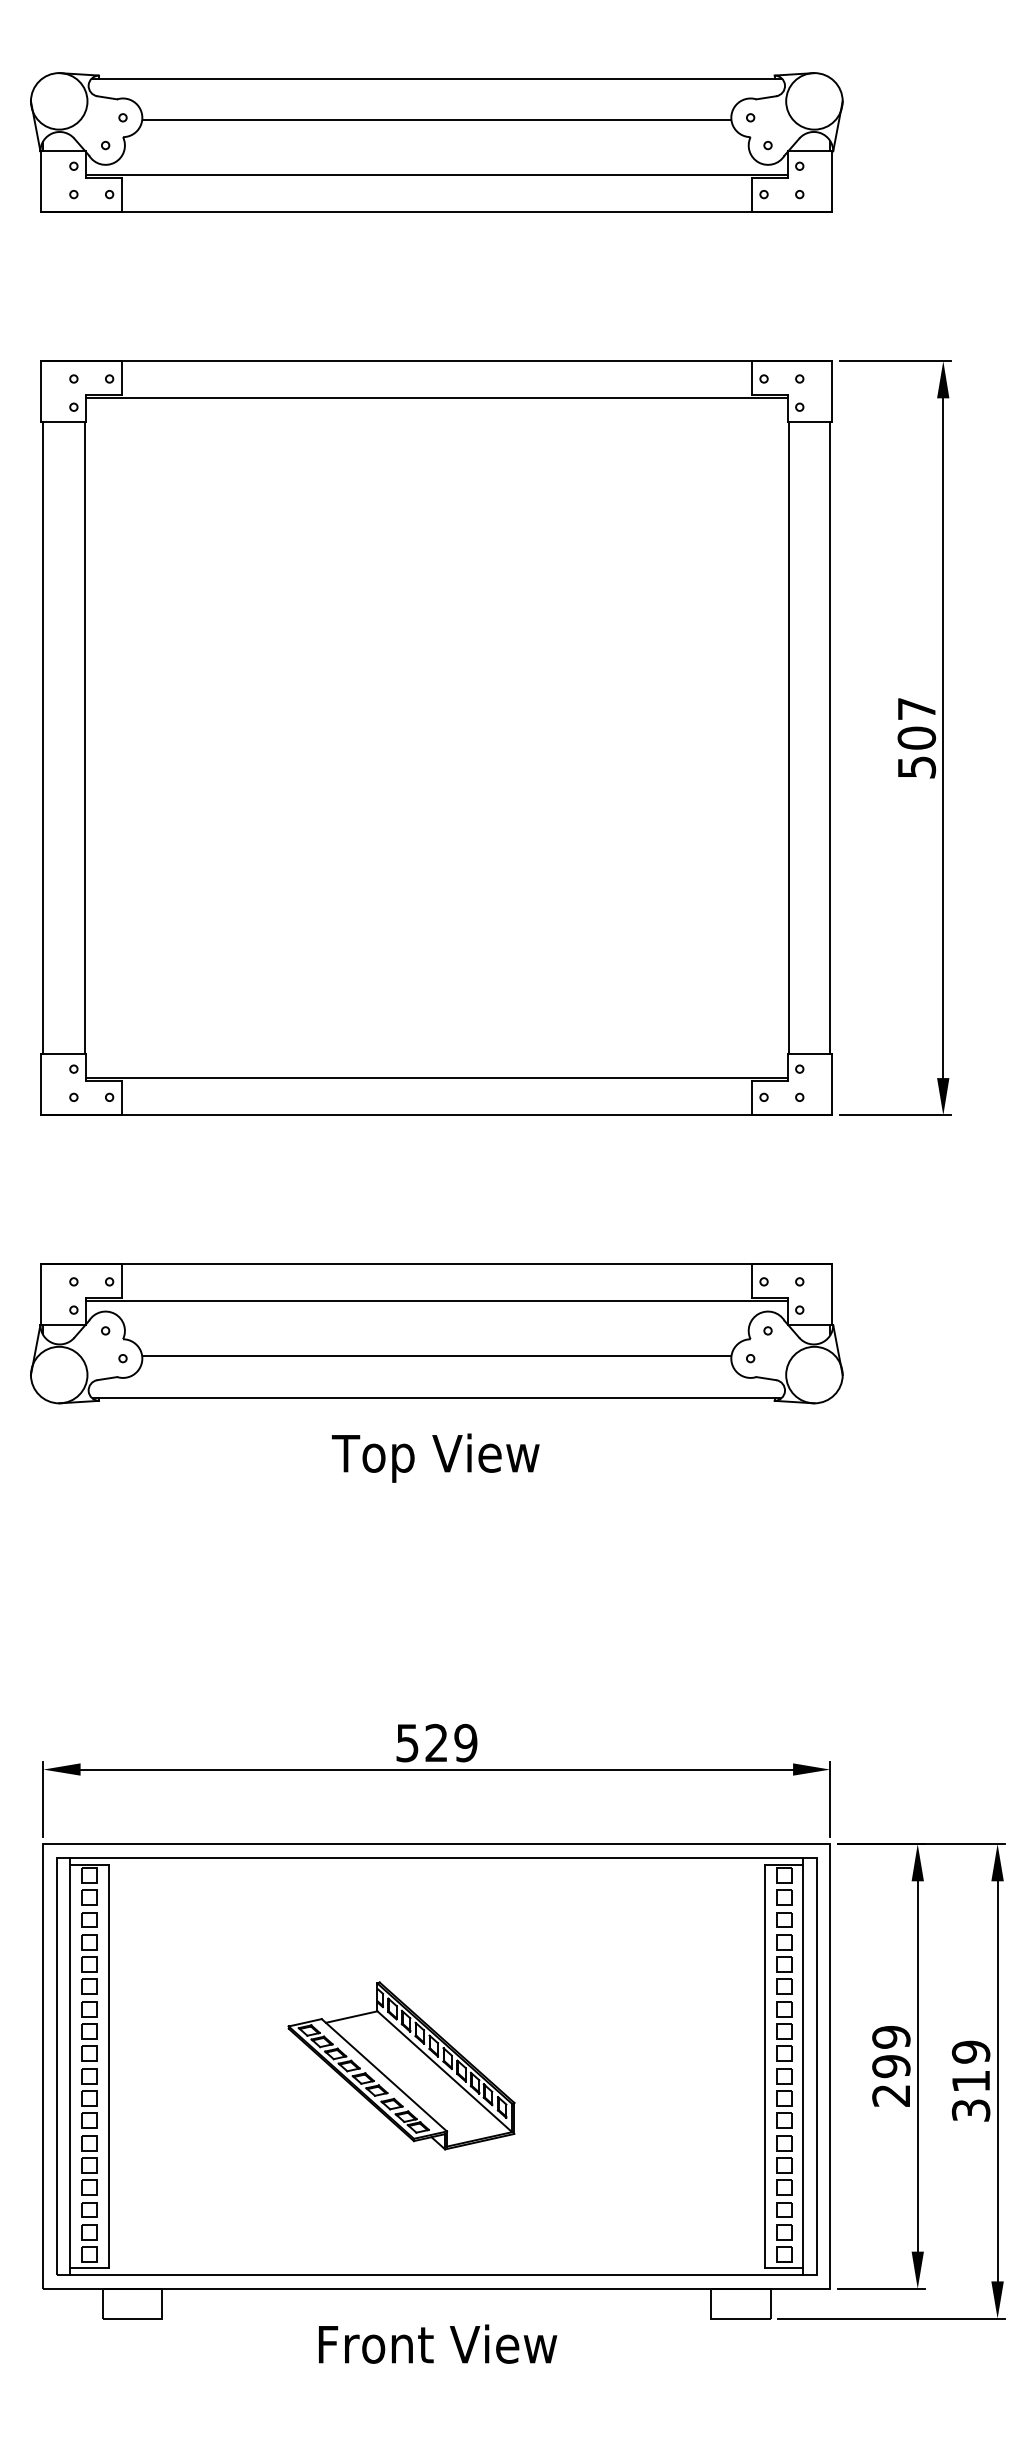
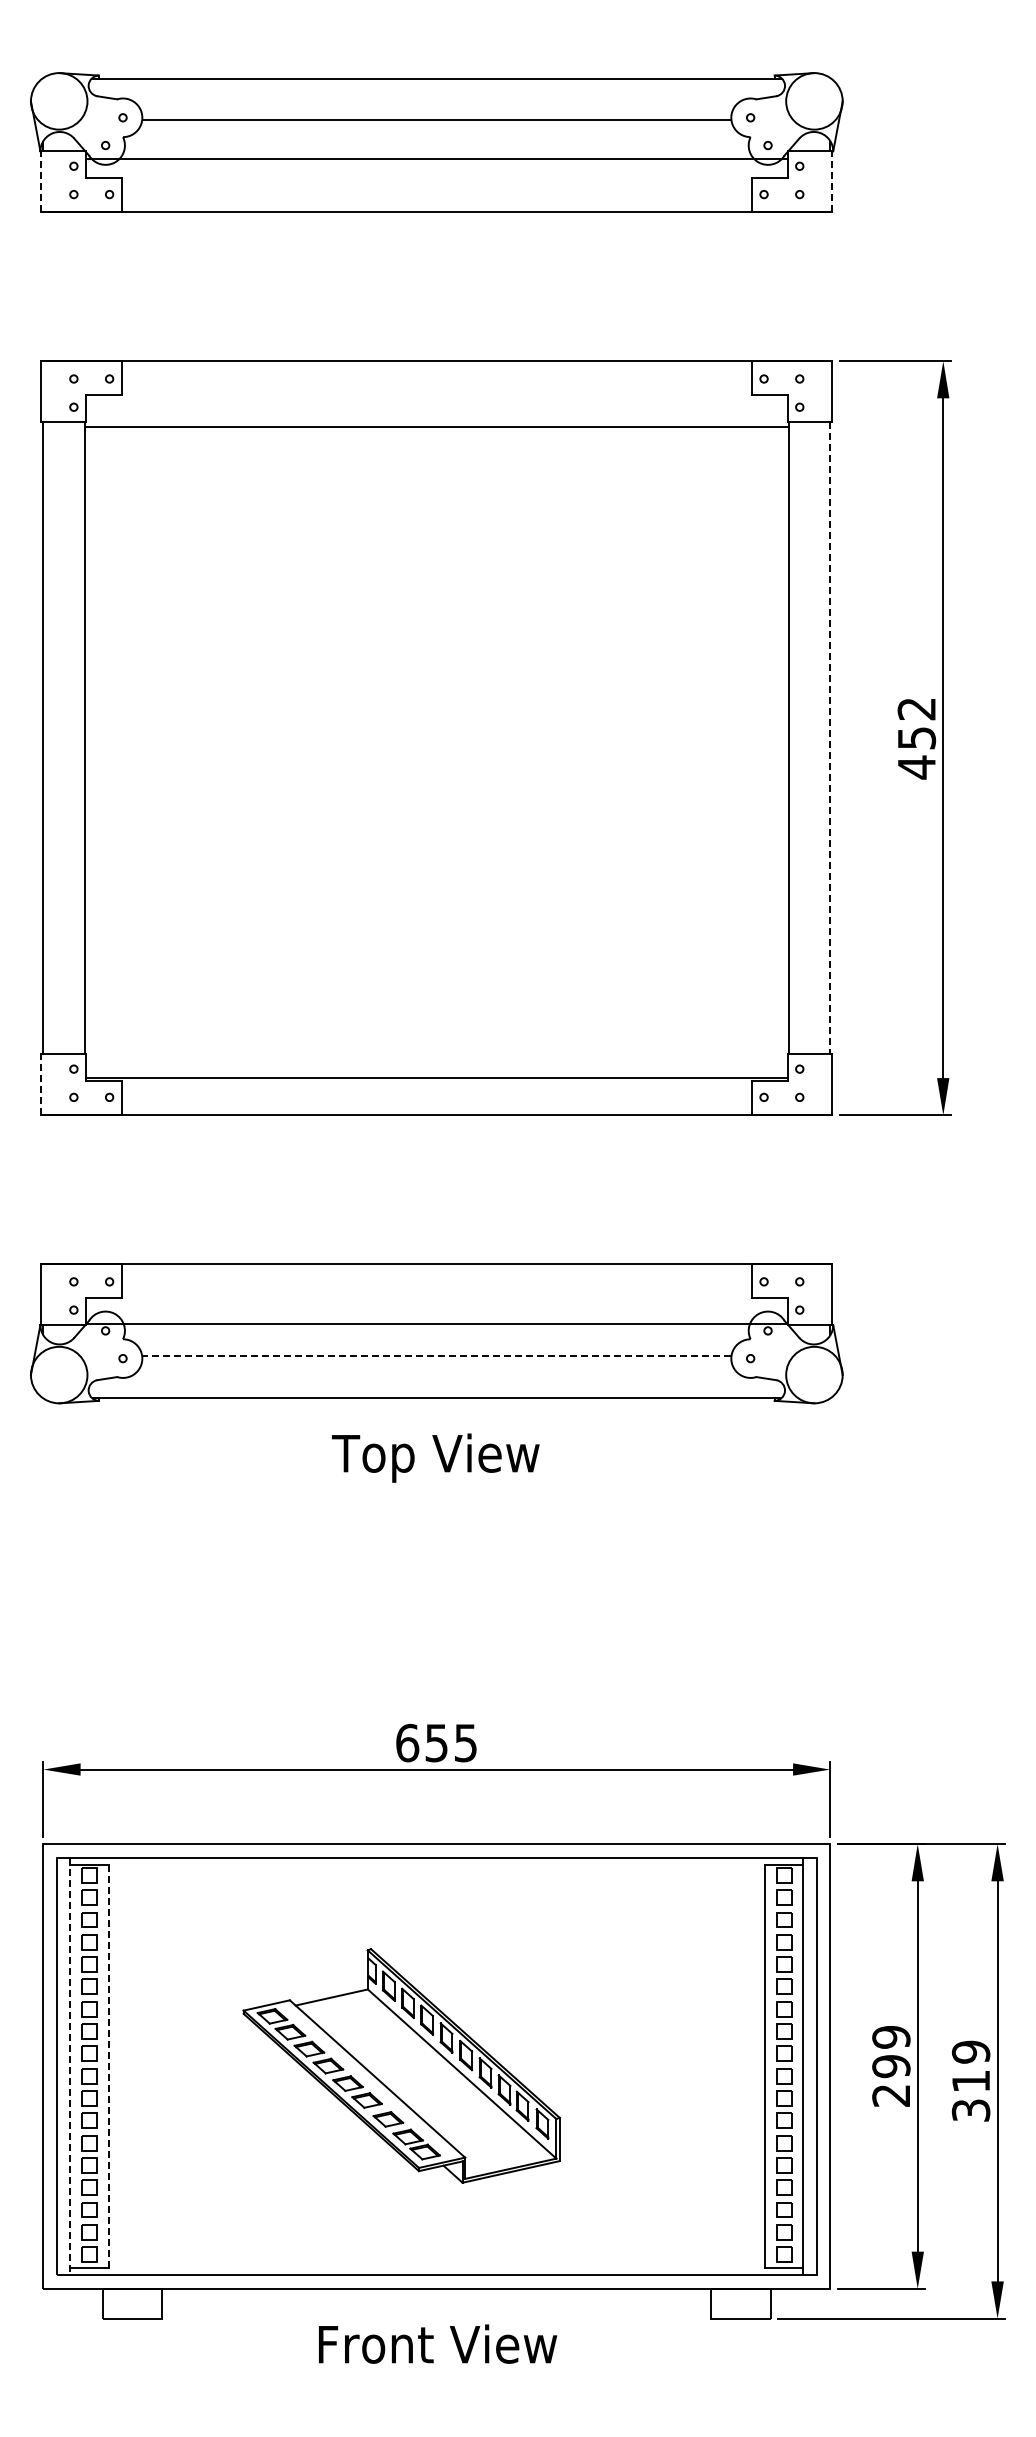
line position: (436, 175) -> (436, 159) (436, 159)
line: solid -> dashed (41, 181)
line: solid -> dashed (832, 181)
line position: (436, 398) -> (436, 427) (436, 427)
line: solid -> dashed (830, 738)
text: 507 -> 452 (916, 738)
line: solid -> dashed (41, 1084)
line position: (436, 1301) -> (436, 1324) (436, 1324)
line: solid -> dashed (436, 1356)
text: 529 -> 655 (436, 1742)
part size: 229x170 px -> 319x236 px (401, 2065)
line: solid -> dashed (70, 2066)
line: solid -> dashed (108, 2066)
